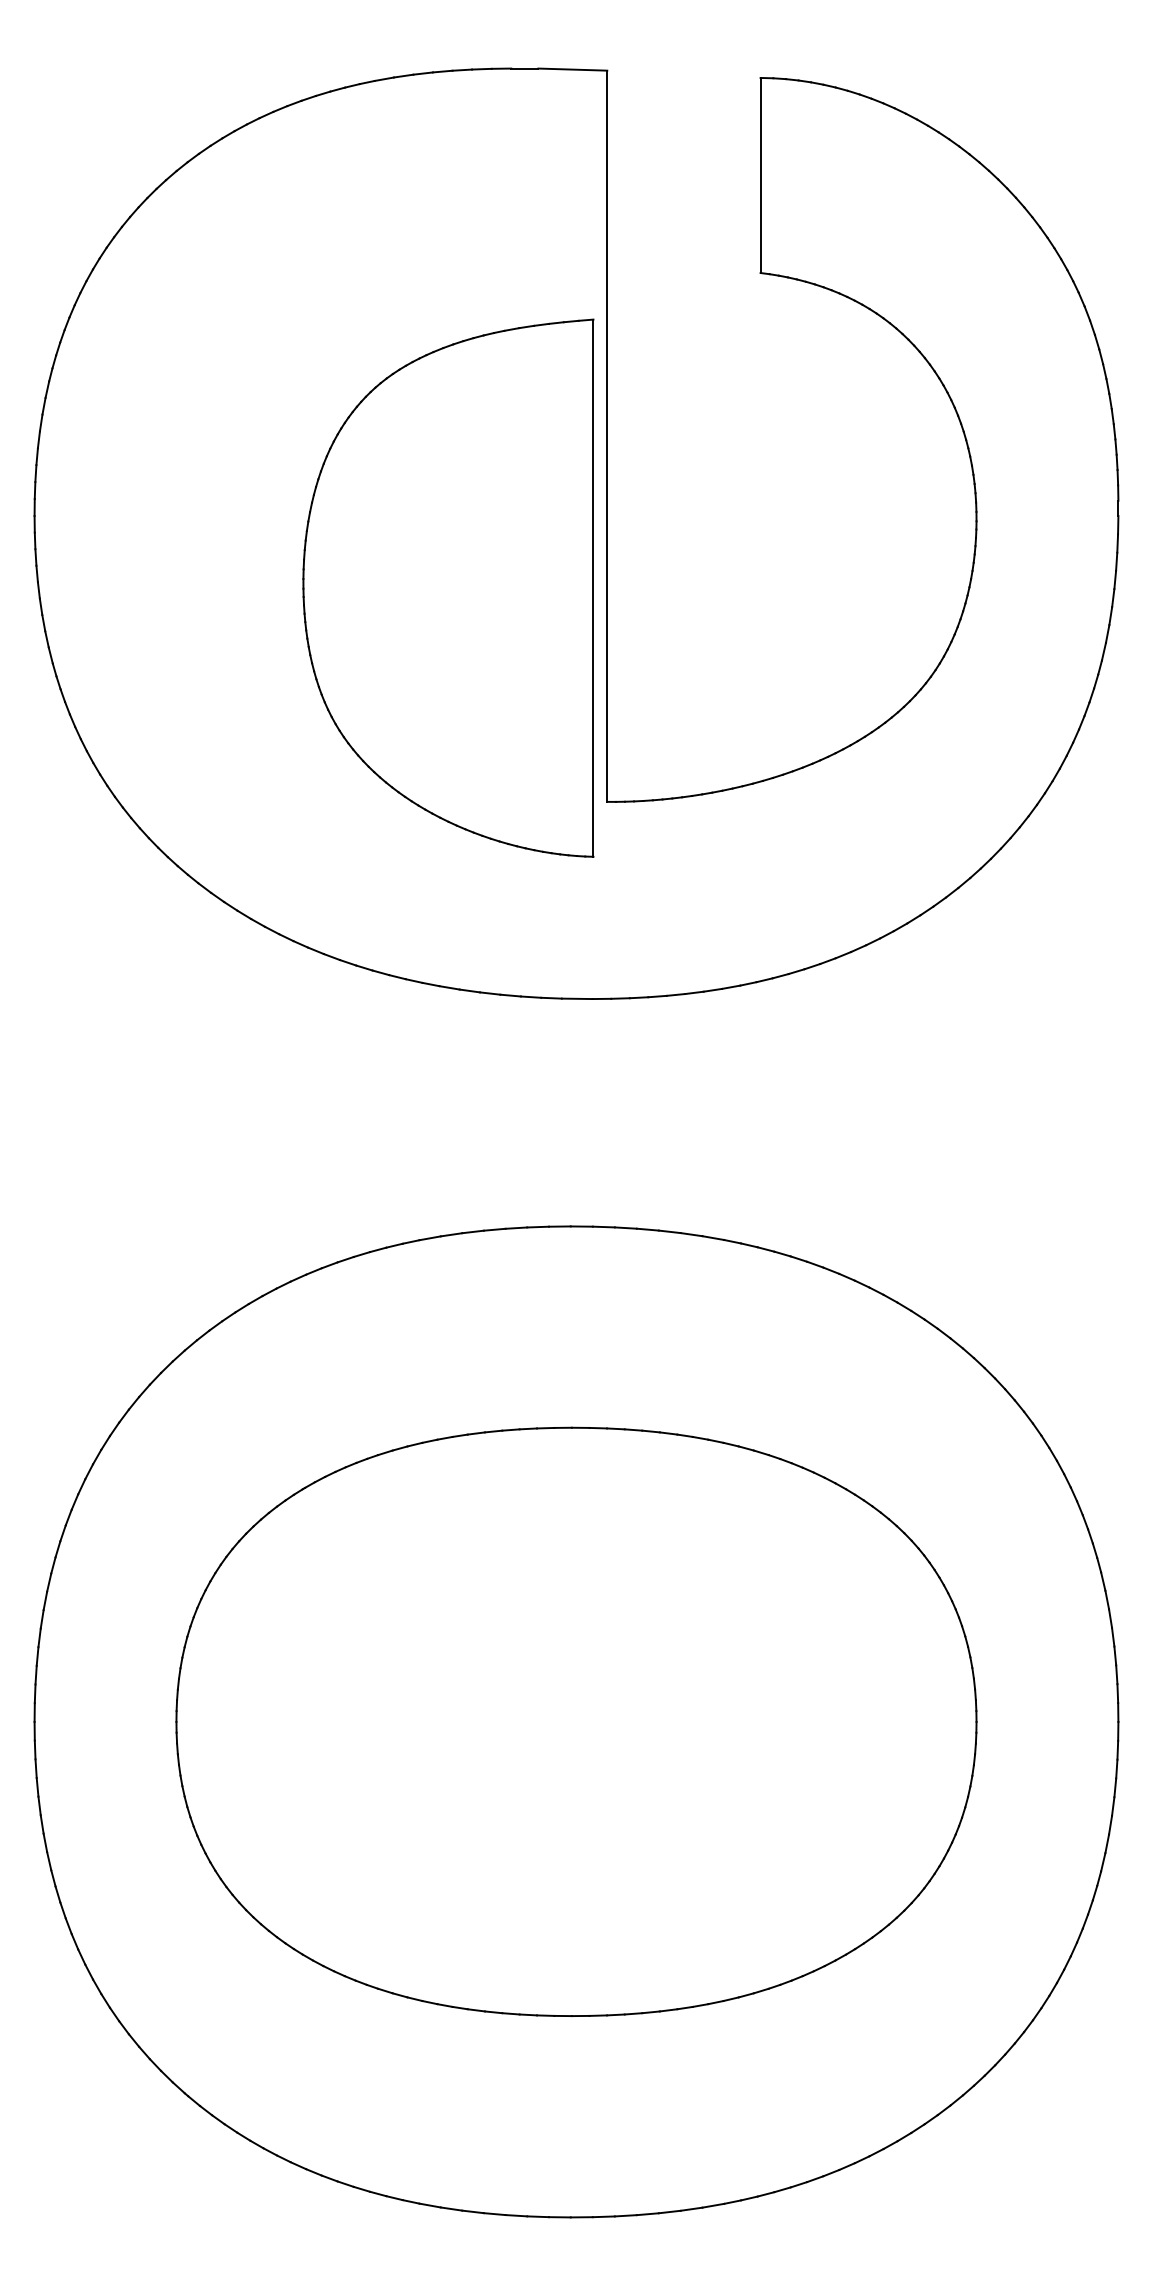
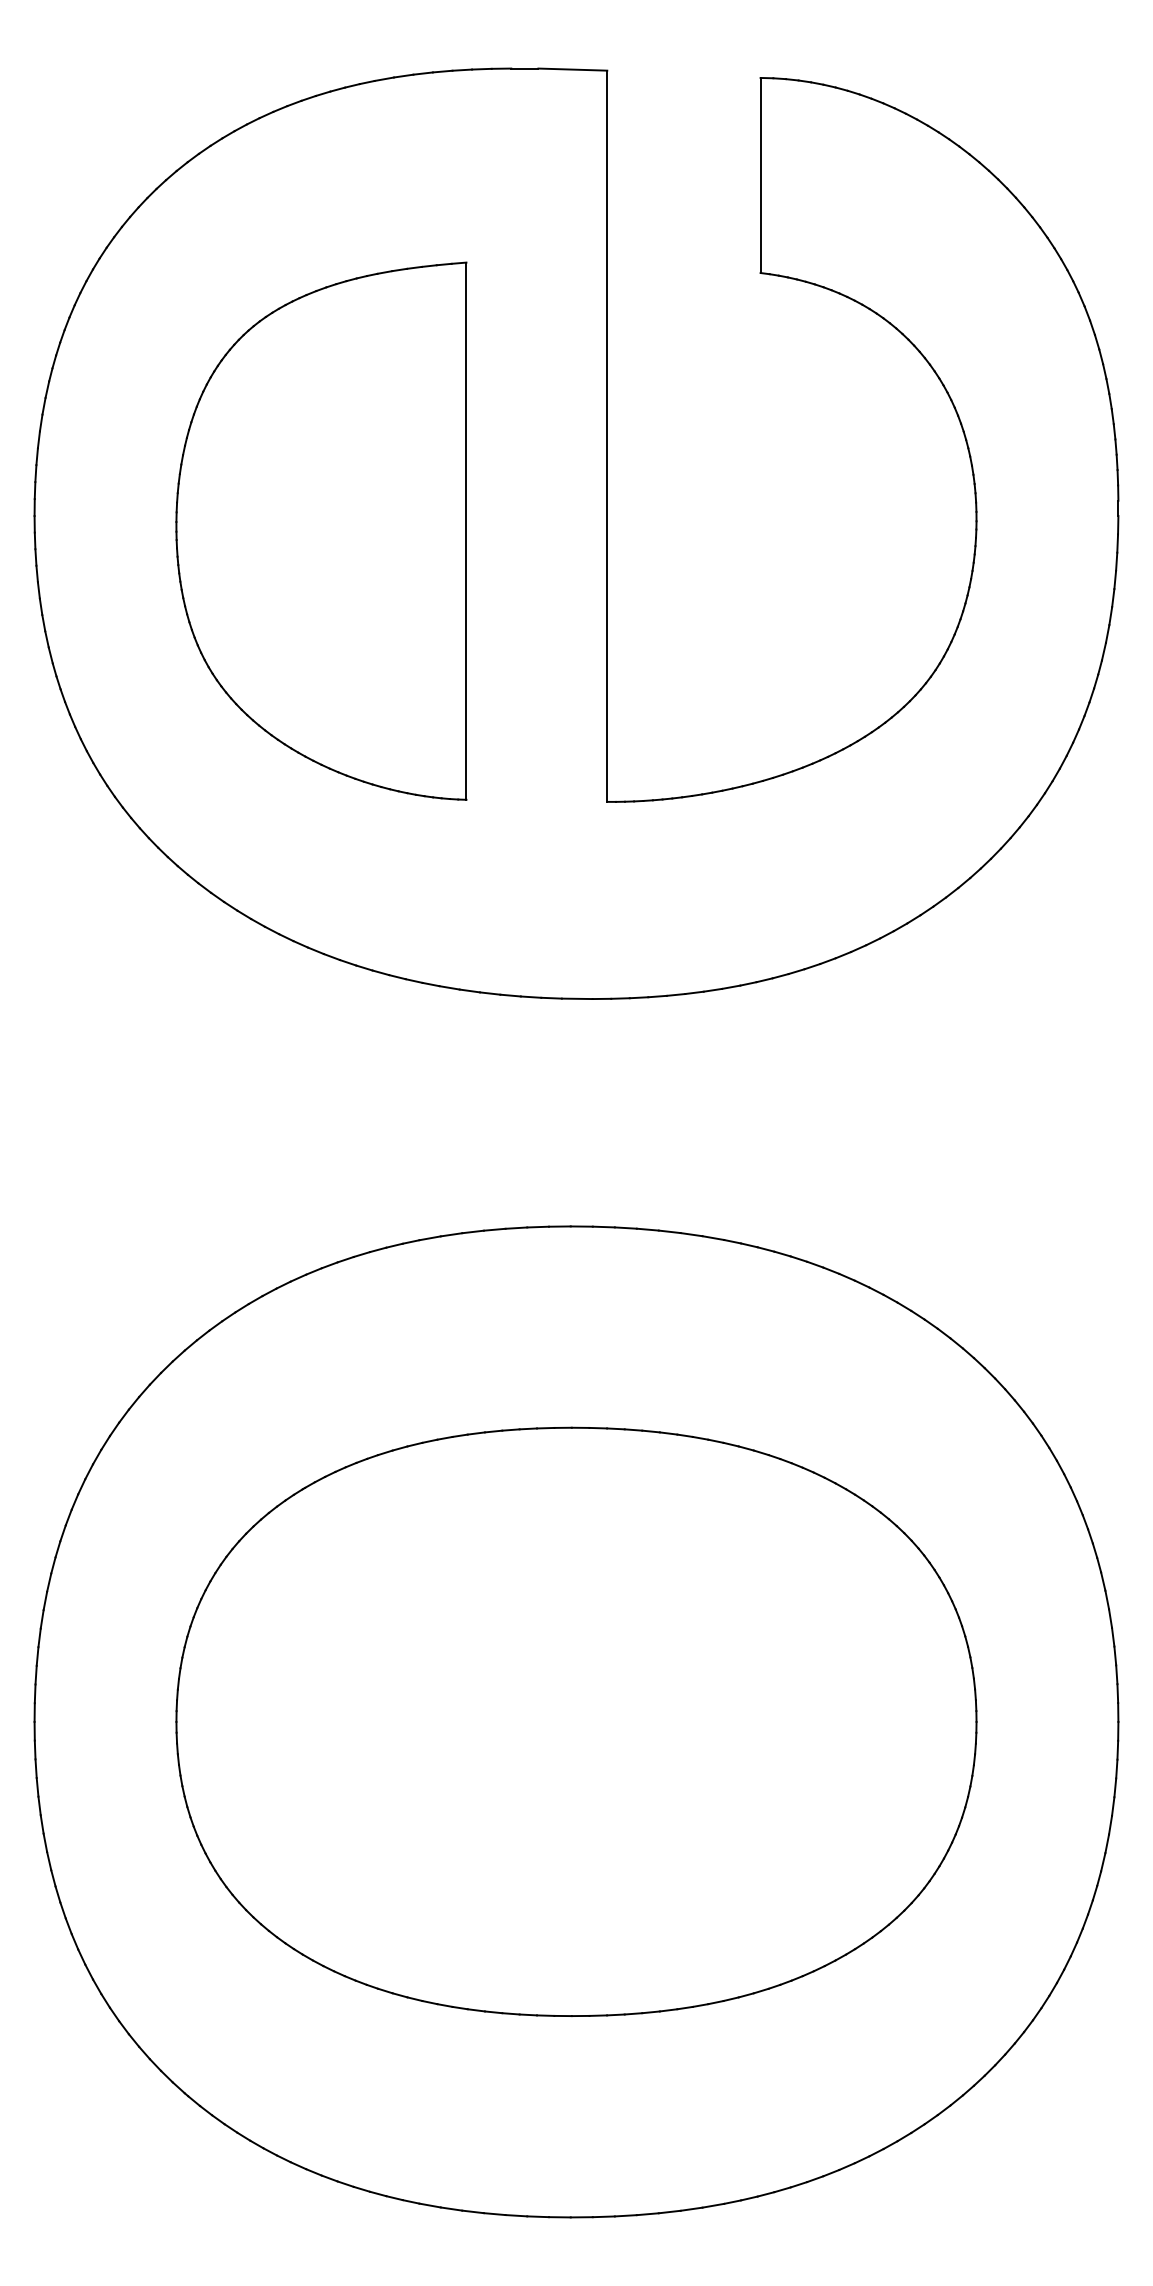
part position: (448, 587) -> (321, 530) (321, 530)
